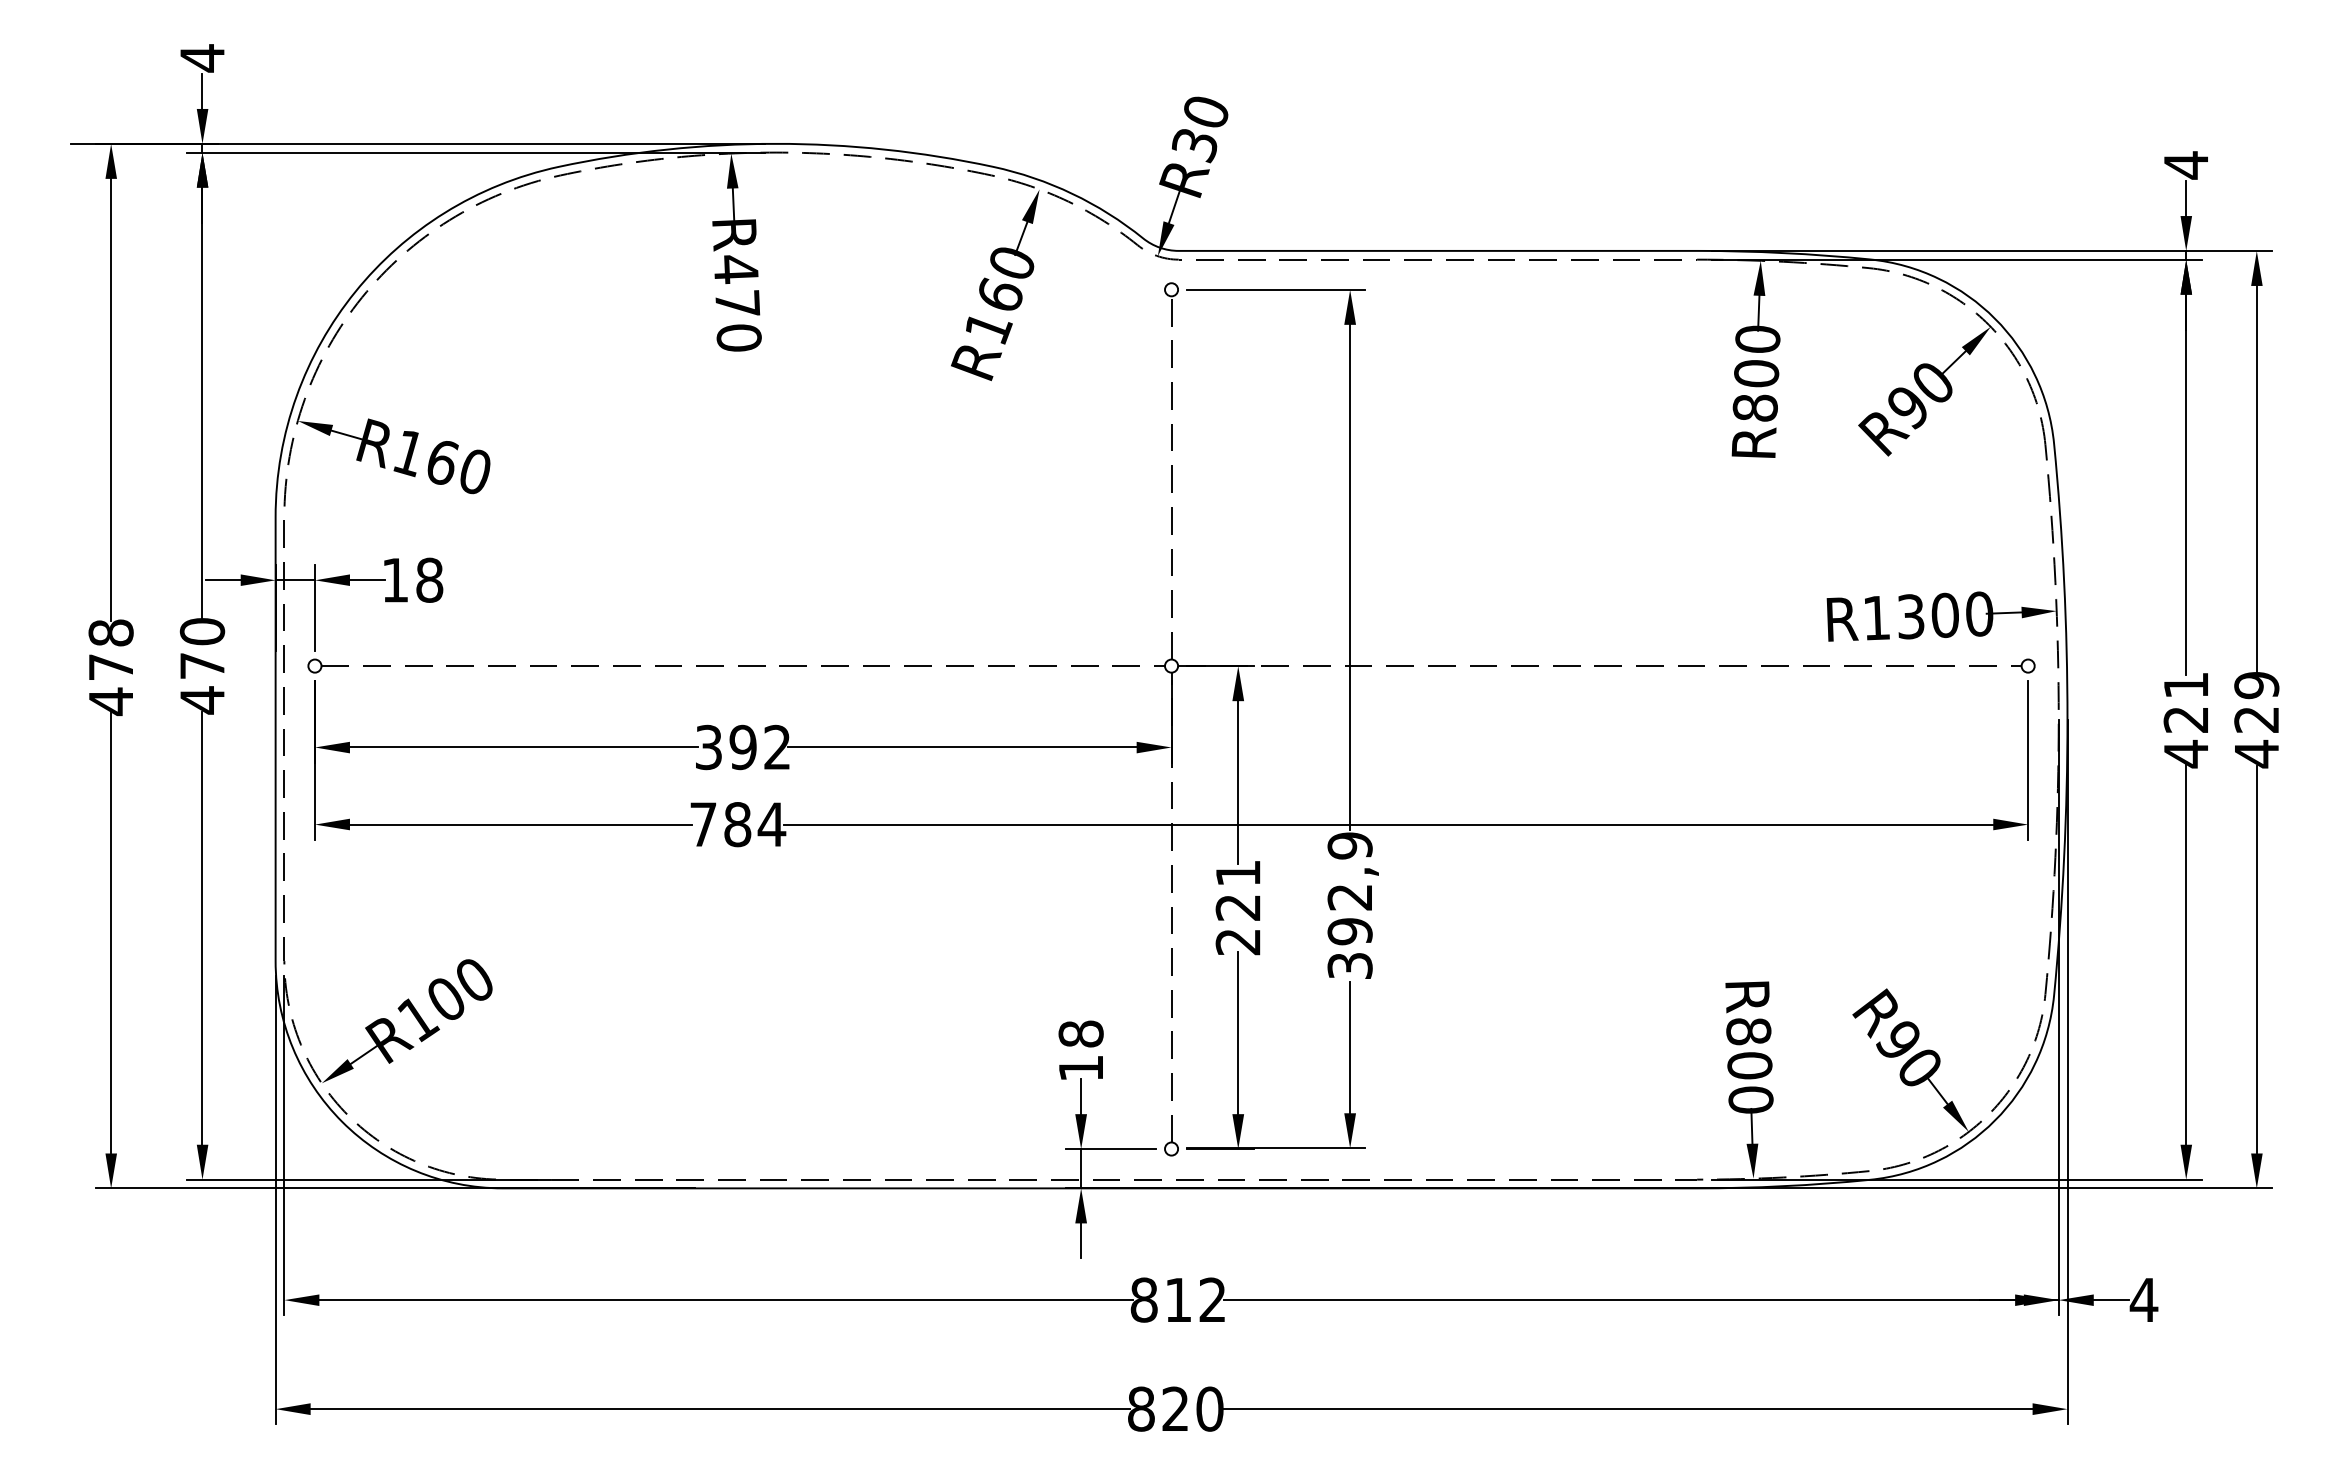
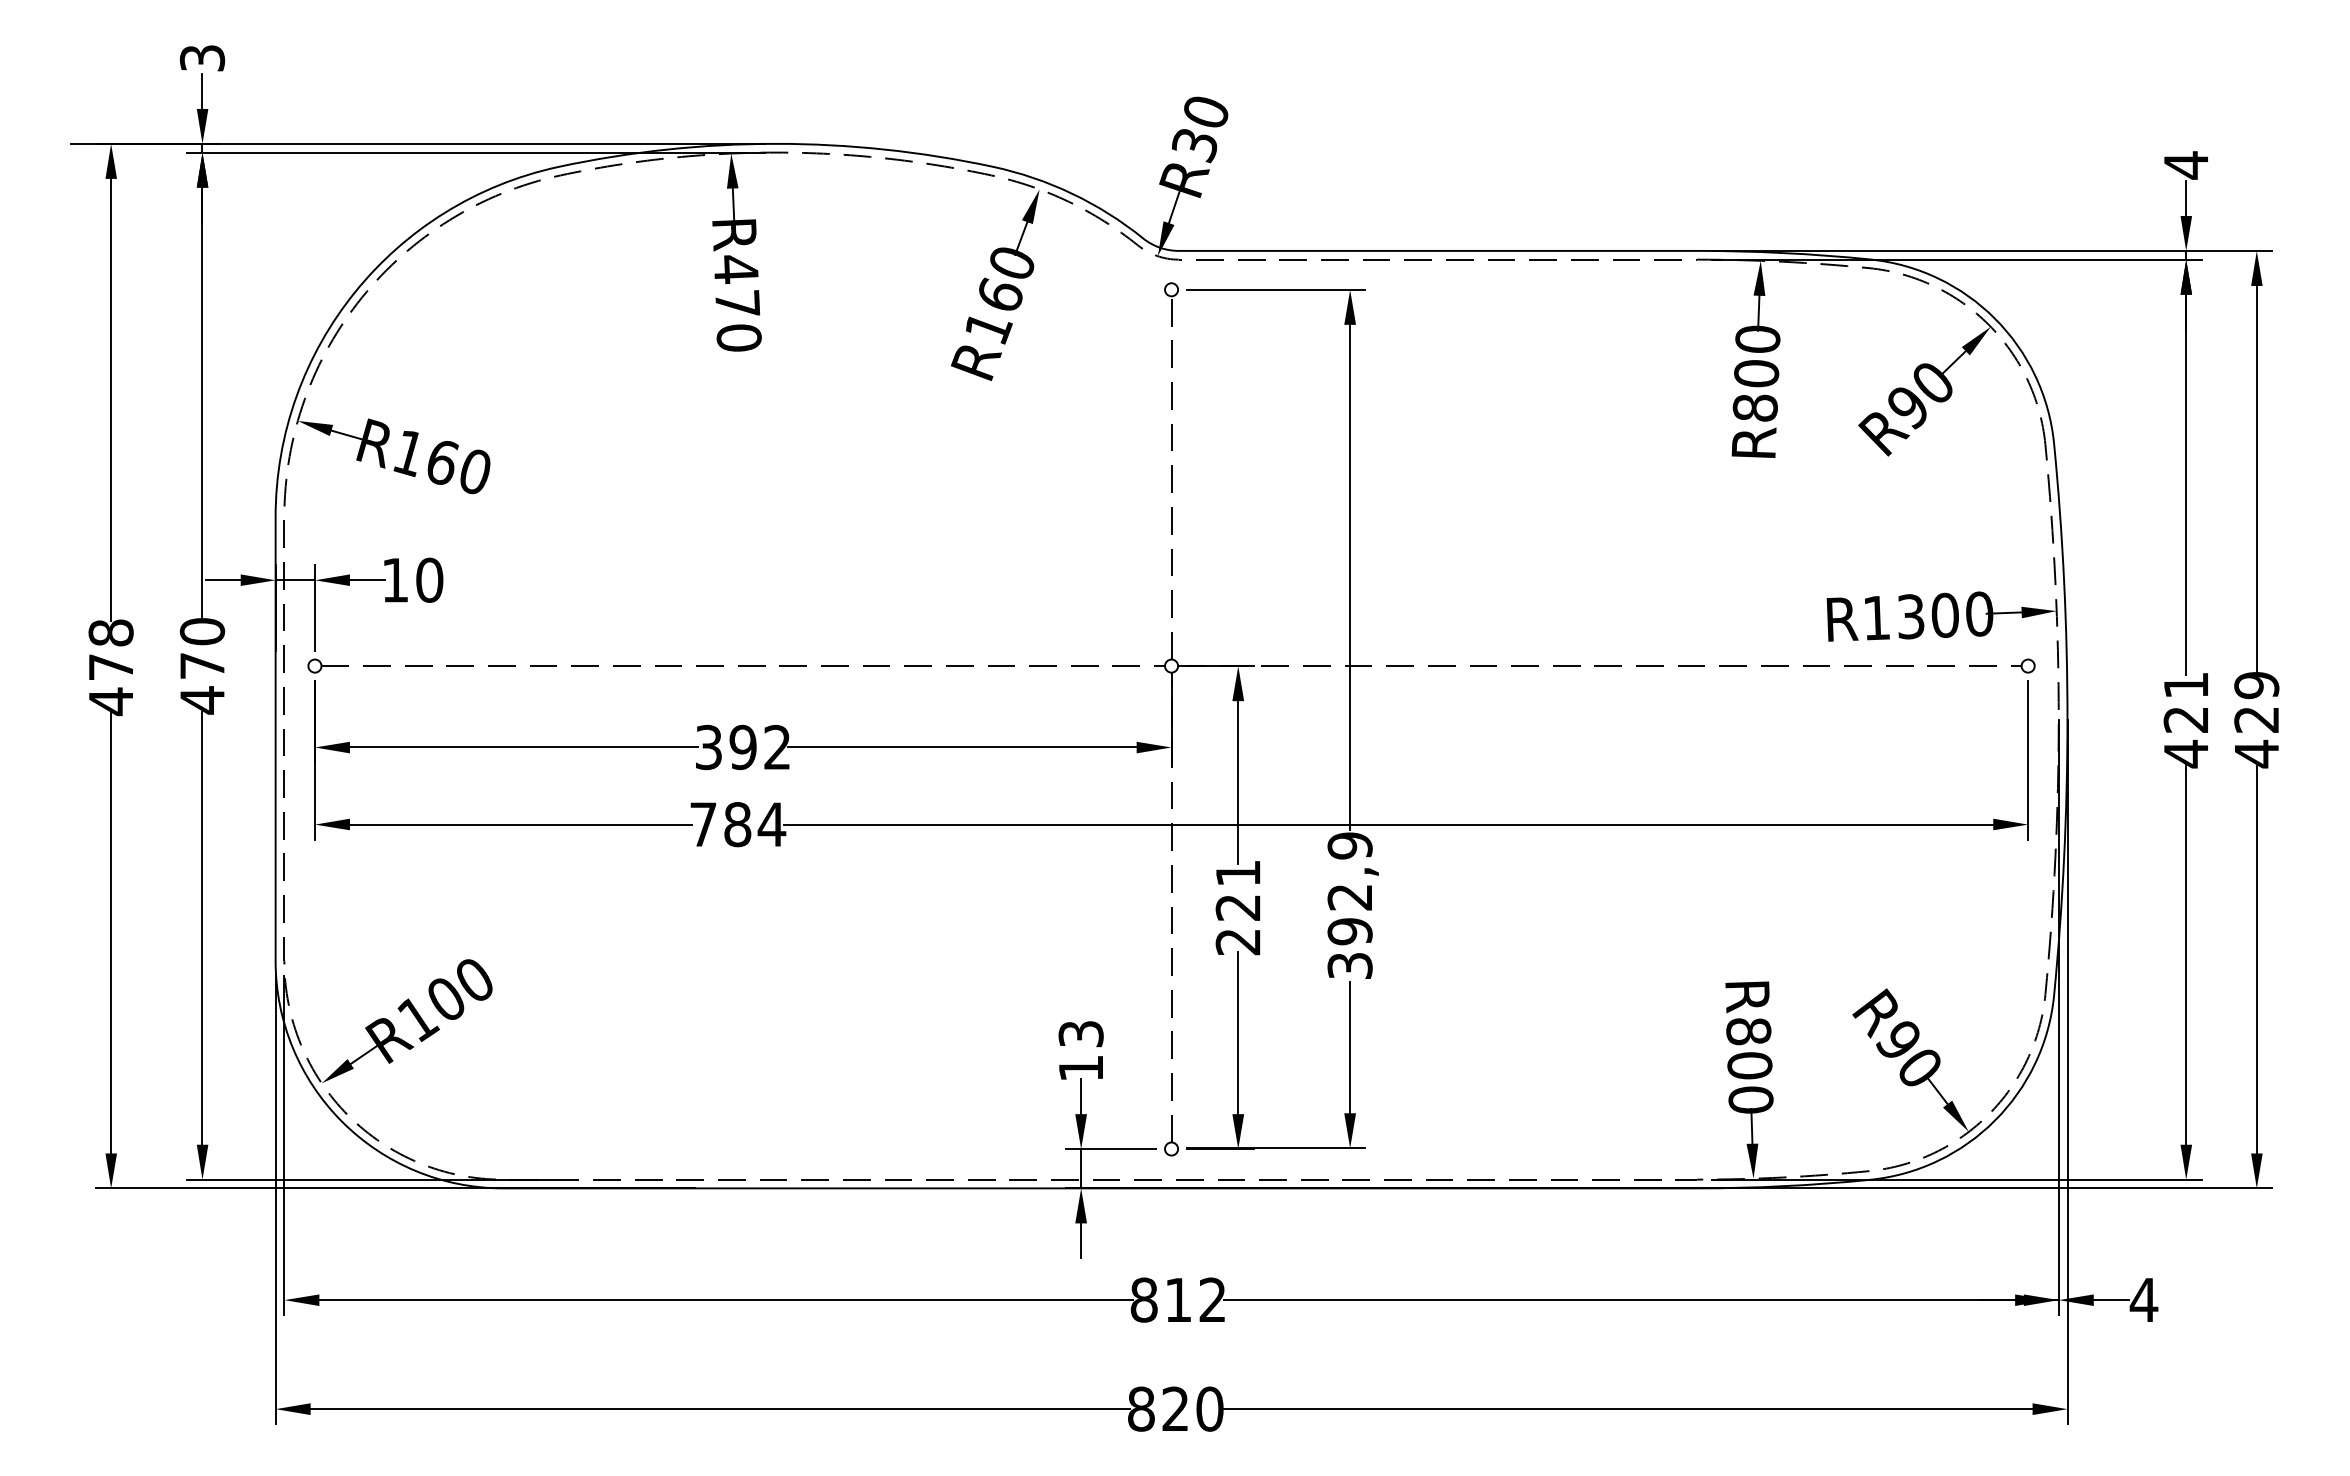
text: 4 -> 3 (202, 58)
text: 18 -> 10 (429, 579)
text: 18 -> 13 (1080, 1033)
